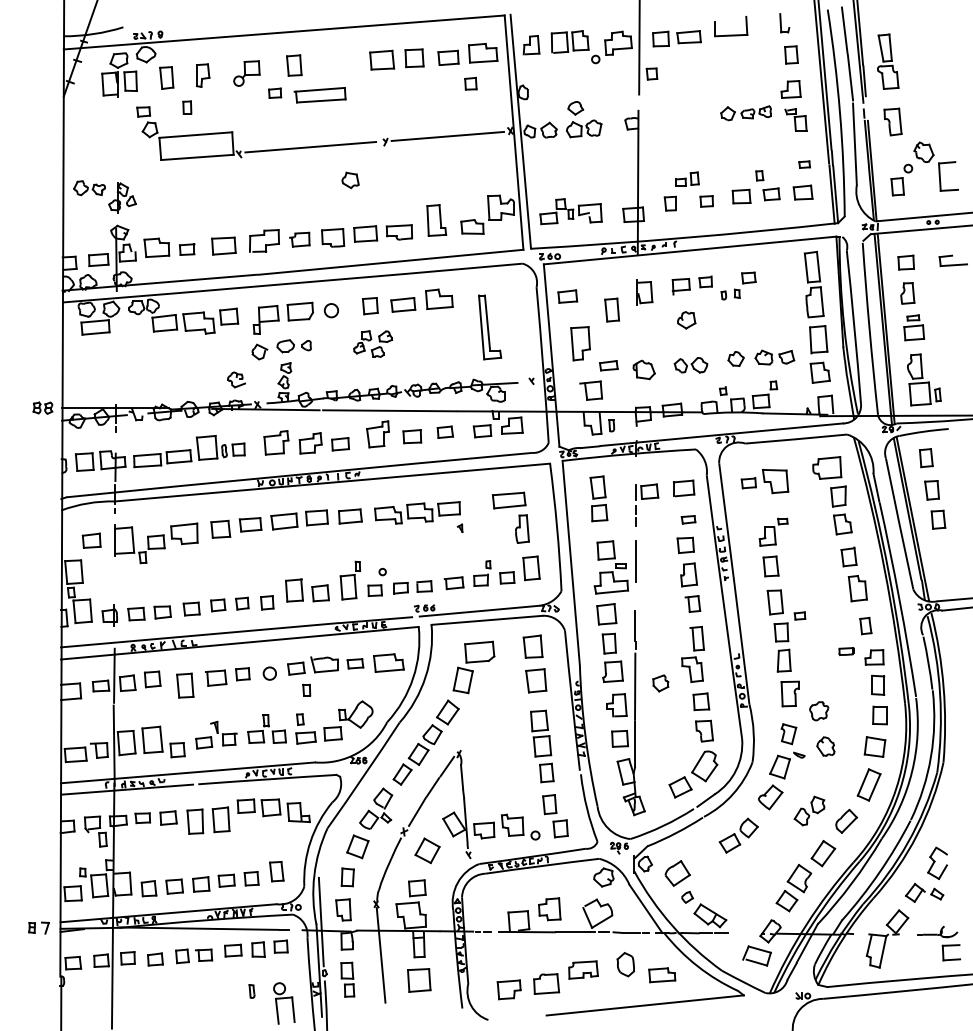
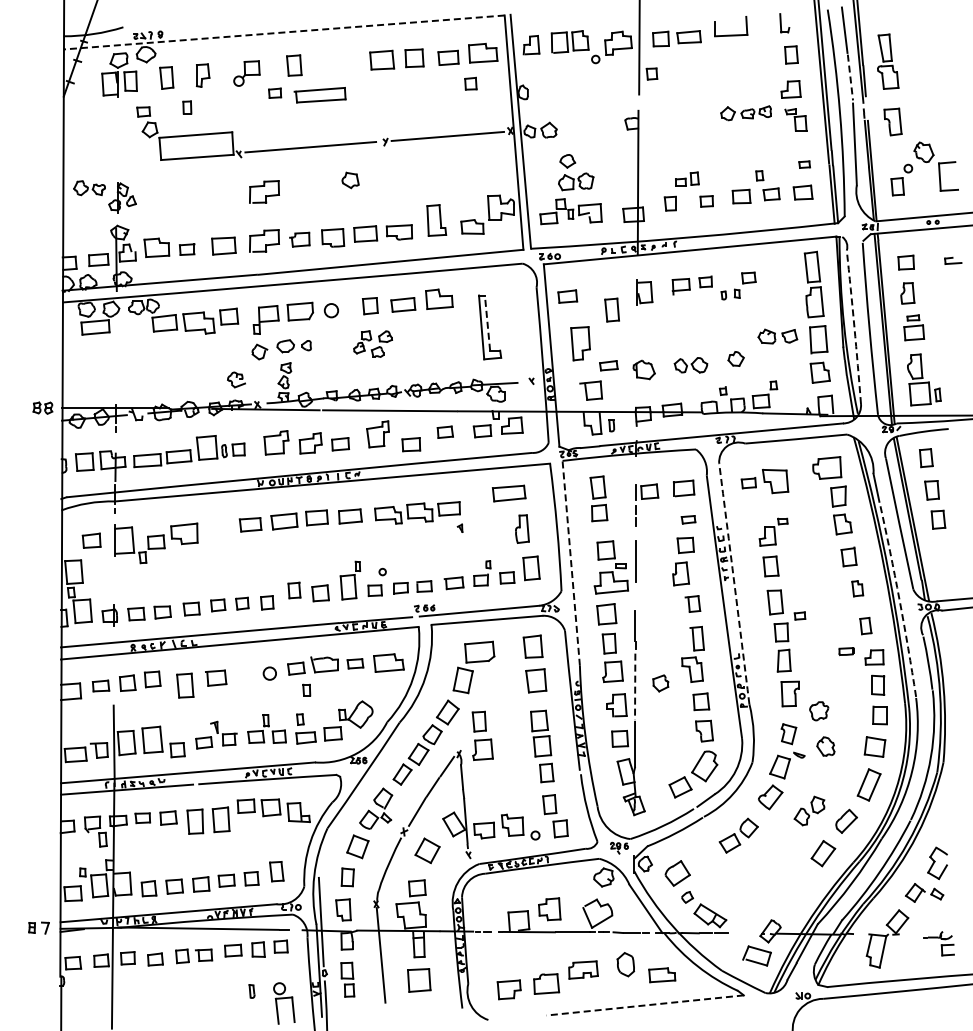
line: solid -> dashed (283, 32)
line: solid -> dashed (850, 78)
part position: (584, 119) -> (576, 172) (576, 172)
part: none -> present (264, 191)
part size: 30x14 px -> 19x9 px (953, 260)
part: present -> none (686, 320)
line: solid -> dashed (487, 323)
arc: solid -> dashed (854, 327)
part position: (774, 357) -> (777, 336) (777, 336)
part position: (412, 436) -> (411, 444) (411, 444)
part position: (508, 500) -> (508, 493) (508, 493)
part: present -> none (220, 528)
line: solid -> dashed (571, 563)
part position: (688, 574) -> (680, 573) (680, 573)
arc: solid -> dashed (734, 583)
part size: 21x28 px -> 14x18 px (857, 588)
part size: 19x25 px -> 15x19 px (294, 590)
arc: solid -> dashed (899, 599)
part: present -> none (242, 674)
line: present -> none (114, 675)
line: solid -> dashed (635, 687)
part: none -> present (482, 735)
part: present -> none (793, 887)
part size: 45x36 px -> 32x26 px (938, 943)
line: solid -> dashed (644, 1005)
